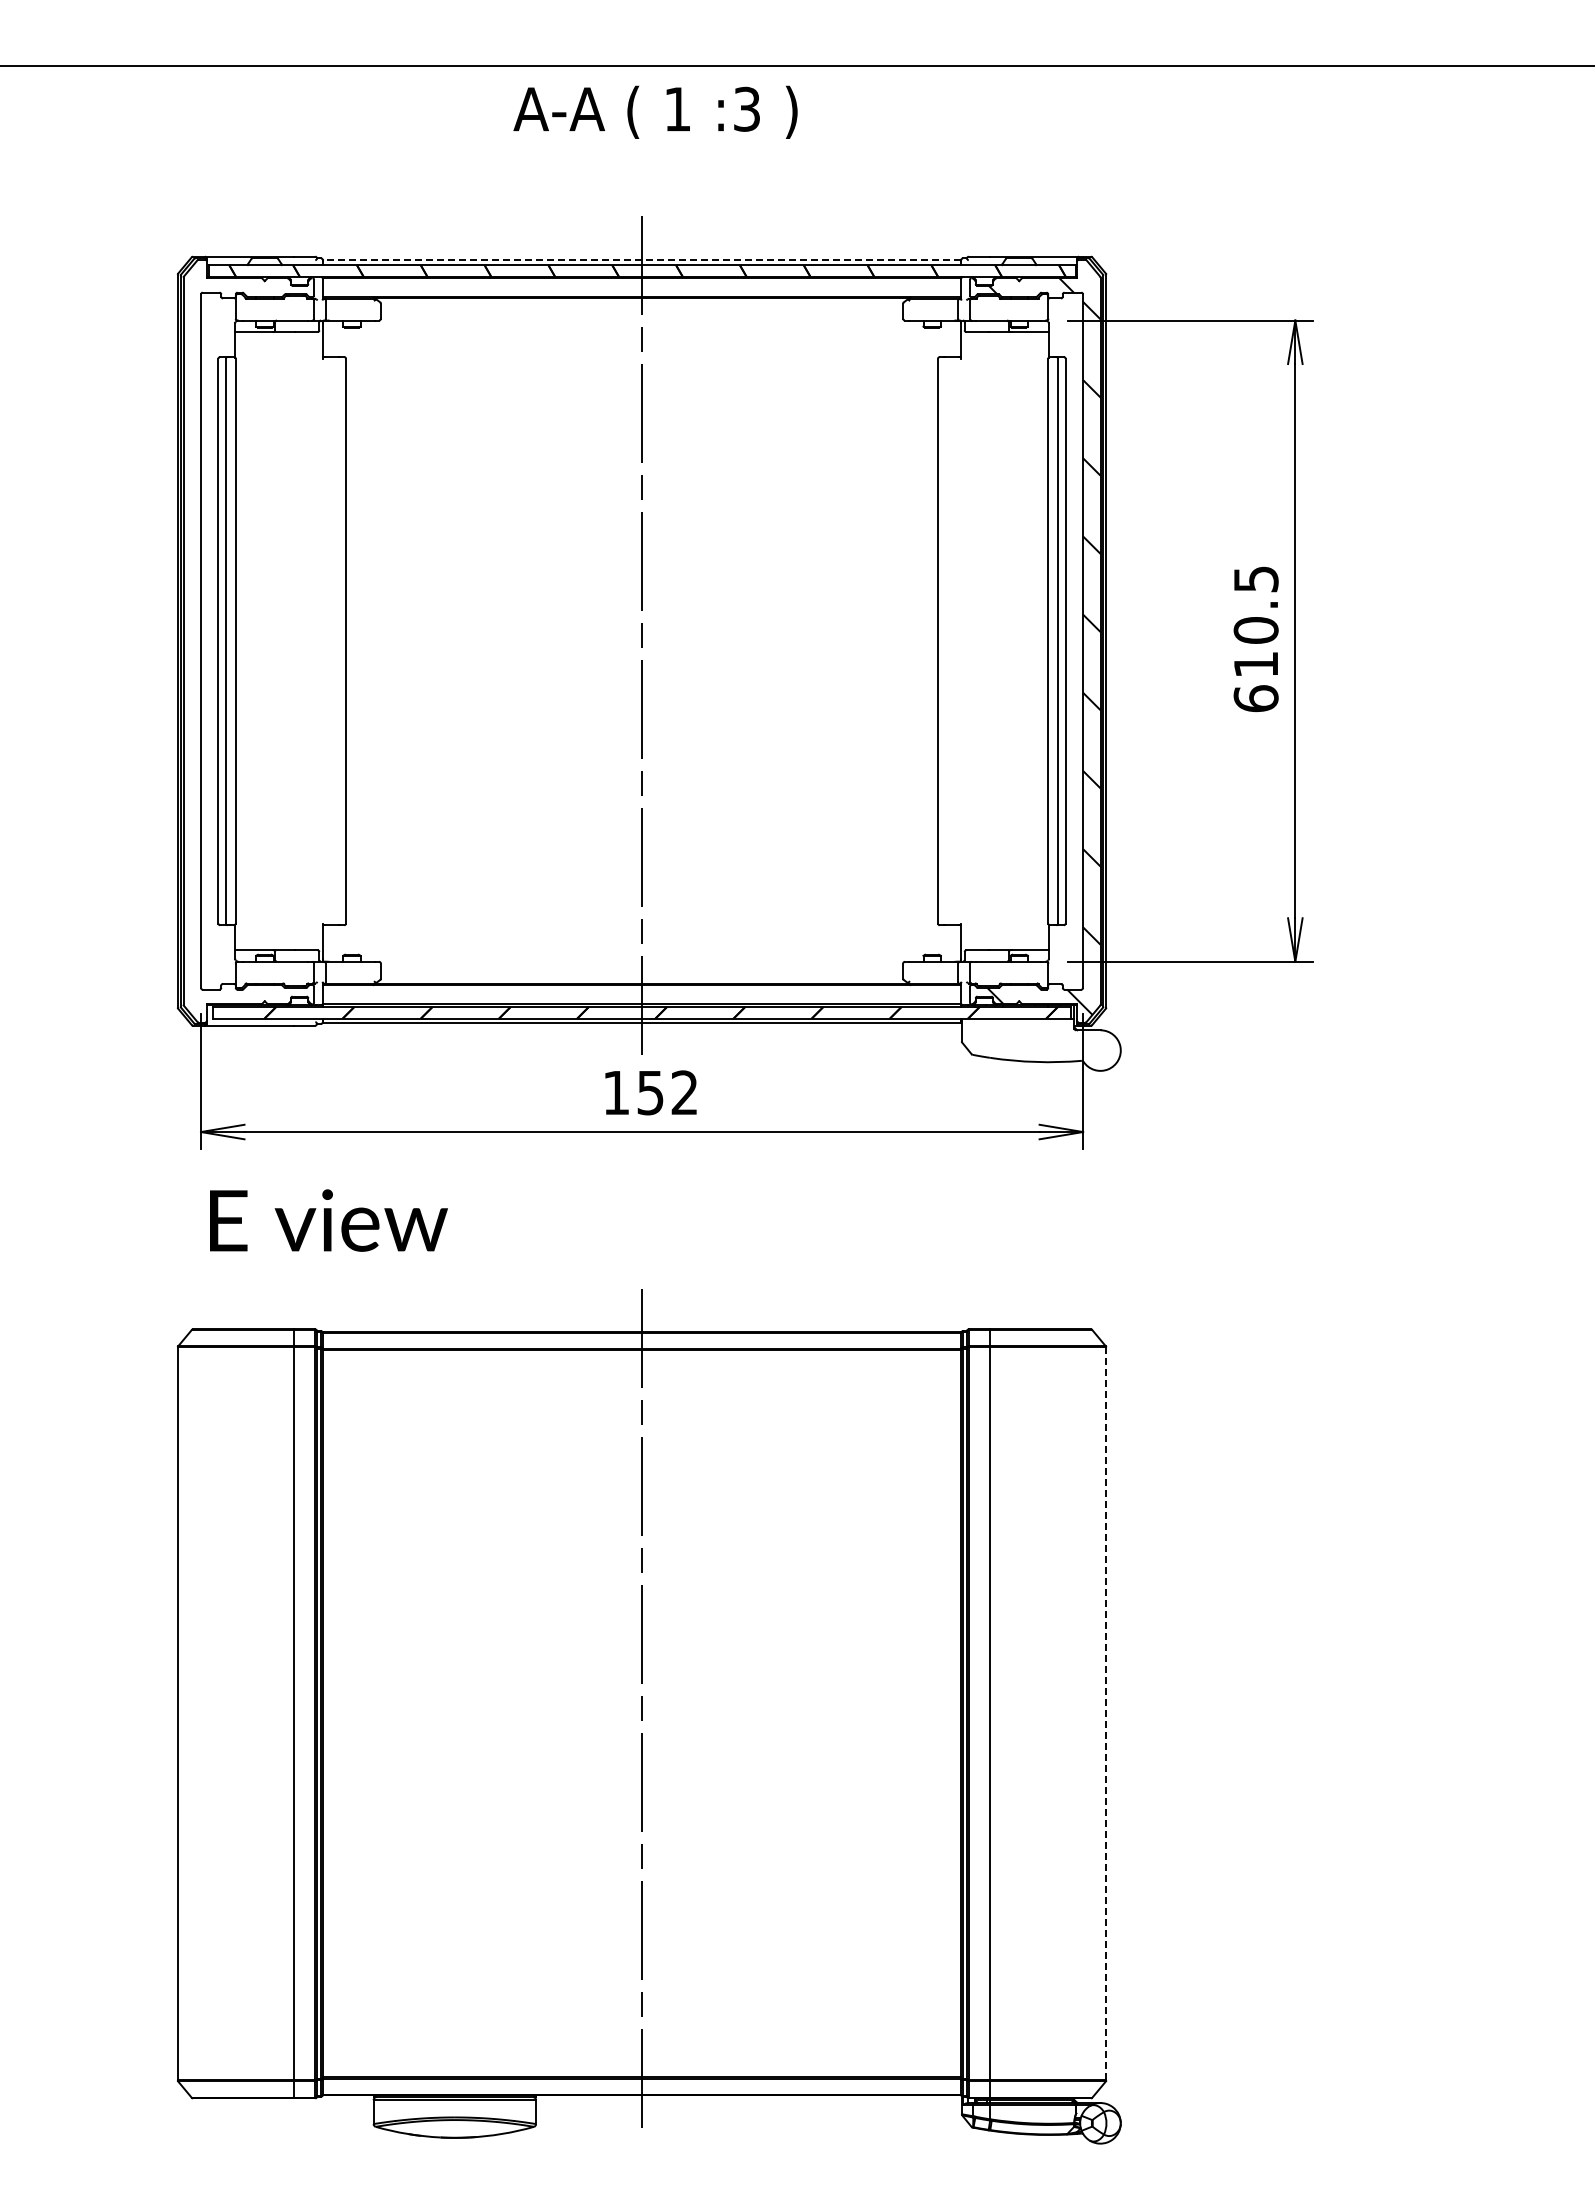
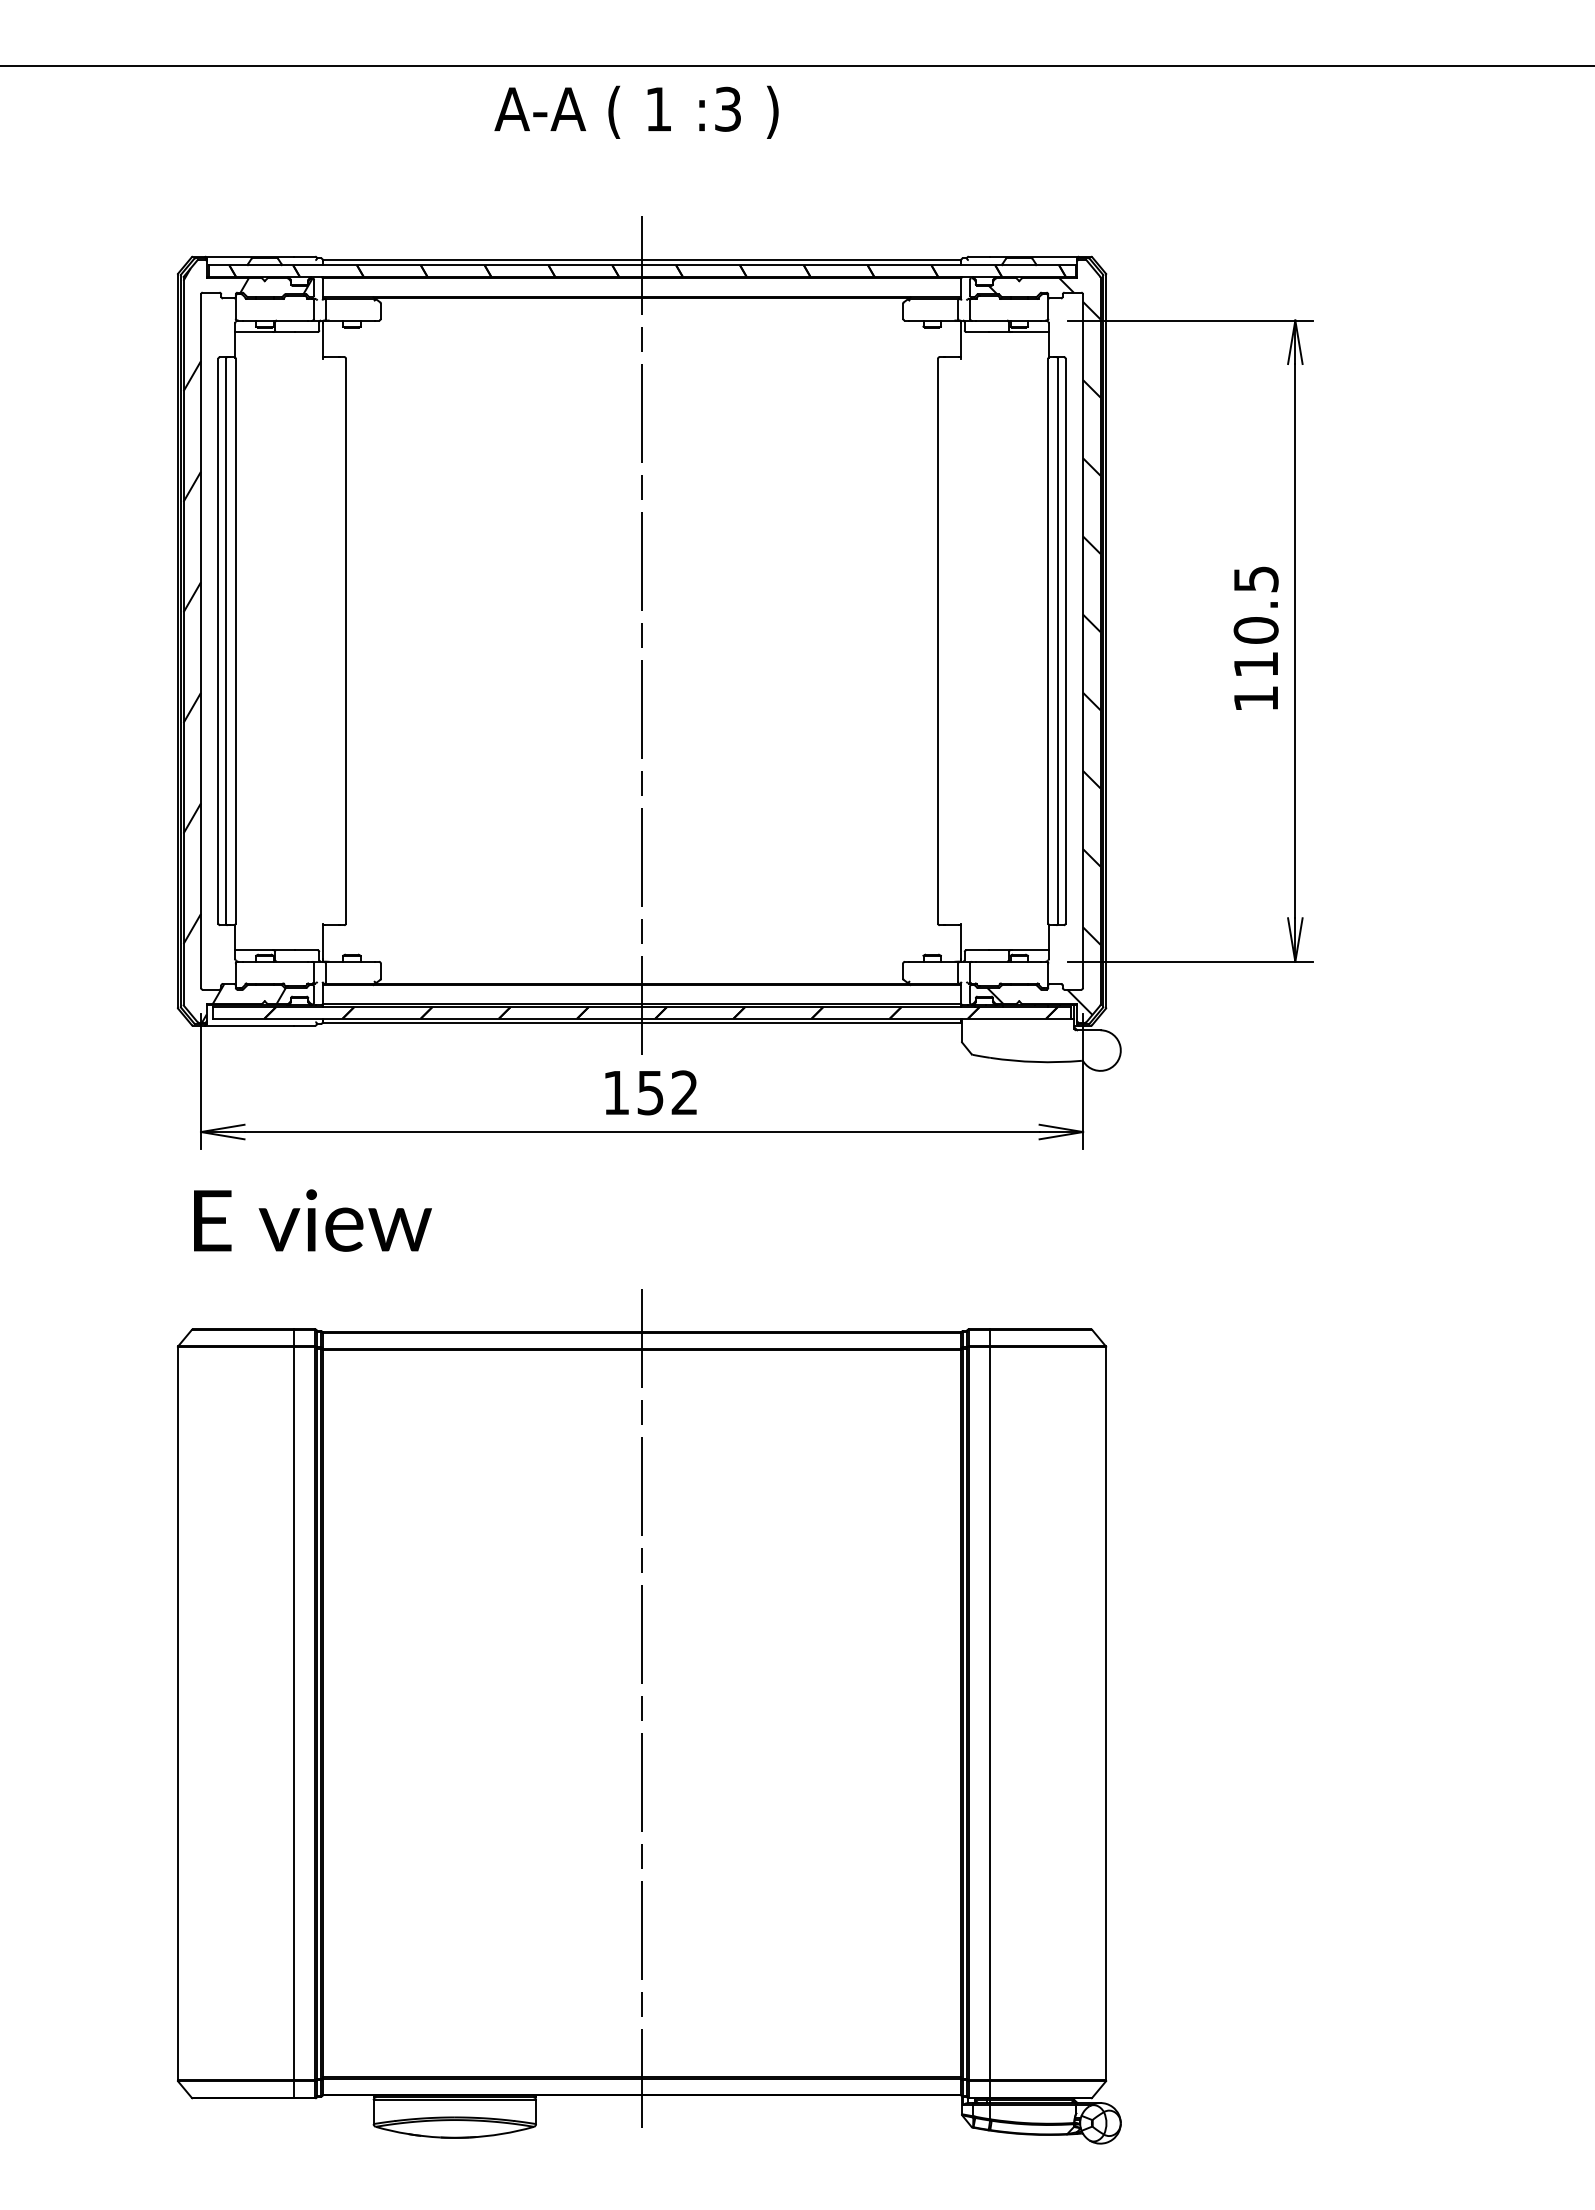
text position: (655, 111) -> (636, 111) (636, 111)
line: dashed -> solid (641, 259)
hatch: none -> present (247, 645)
text: 610.5 -> 110.5 (1255, 698)
text position: (328, 1220) -> (312, 1220) (312, 1220)
line: dashed -> solid (1106, 1713)
